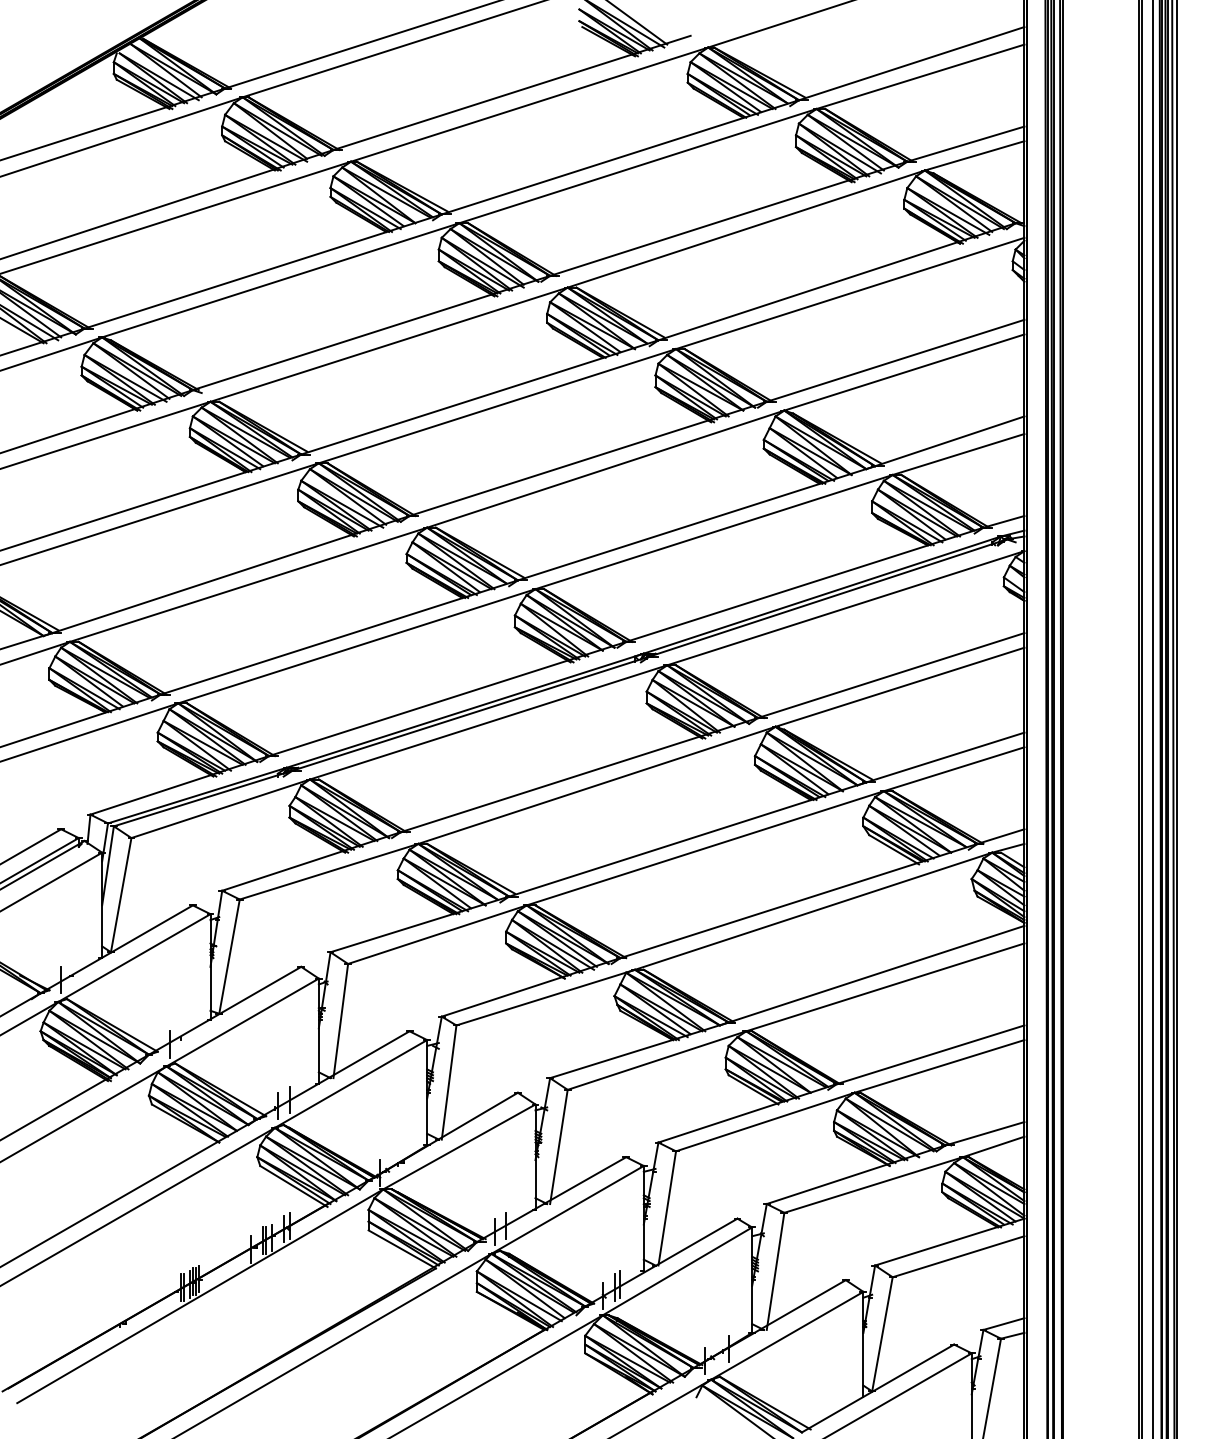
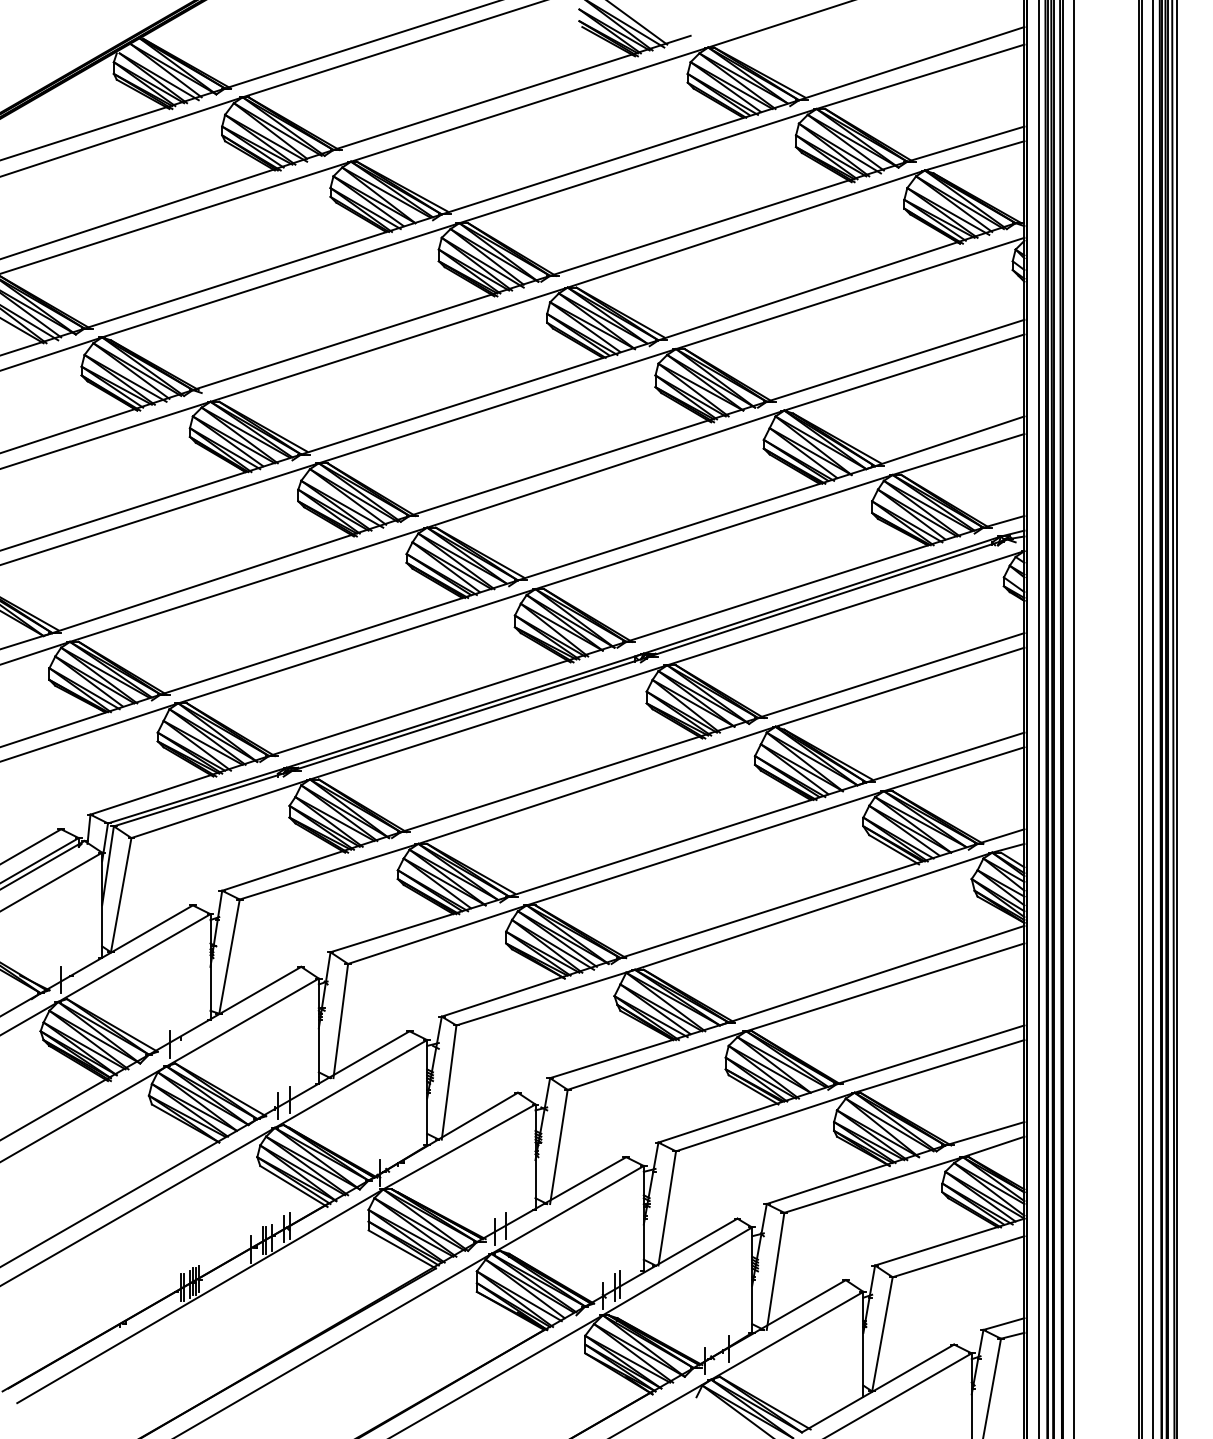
line: none -> present (1039, 718)
line: none -> present (1074, 718)
